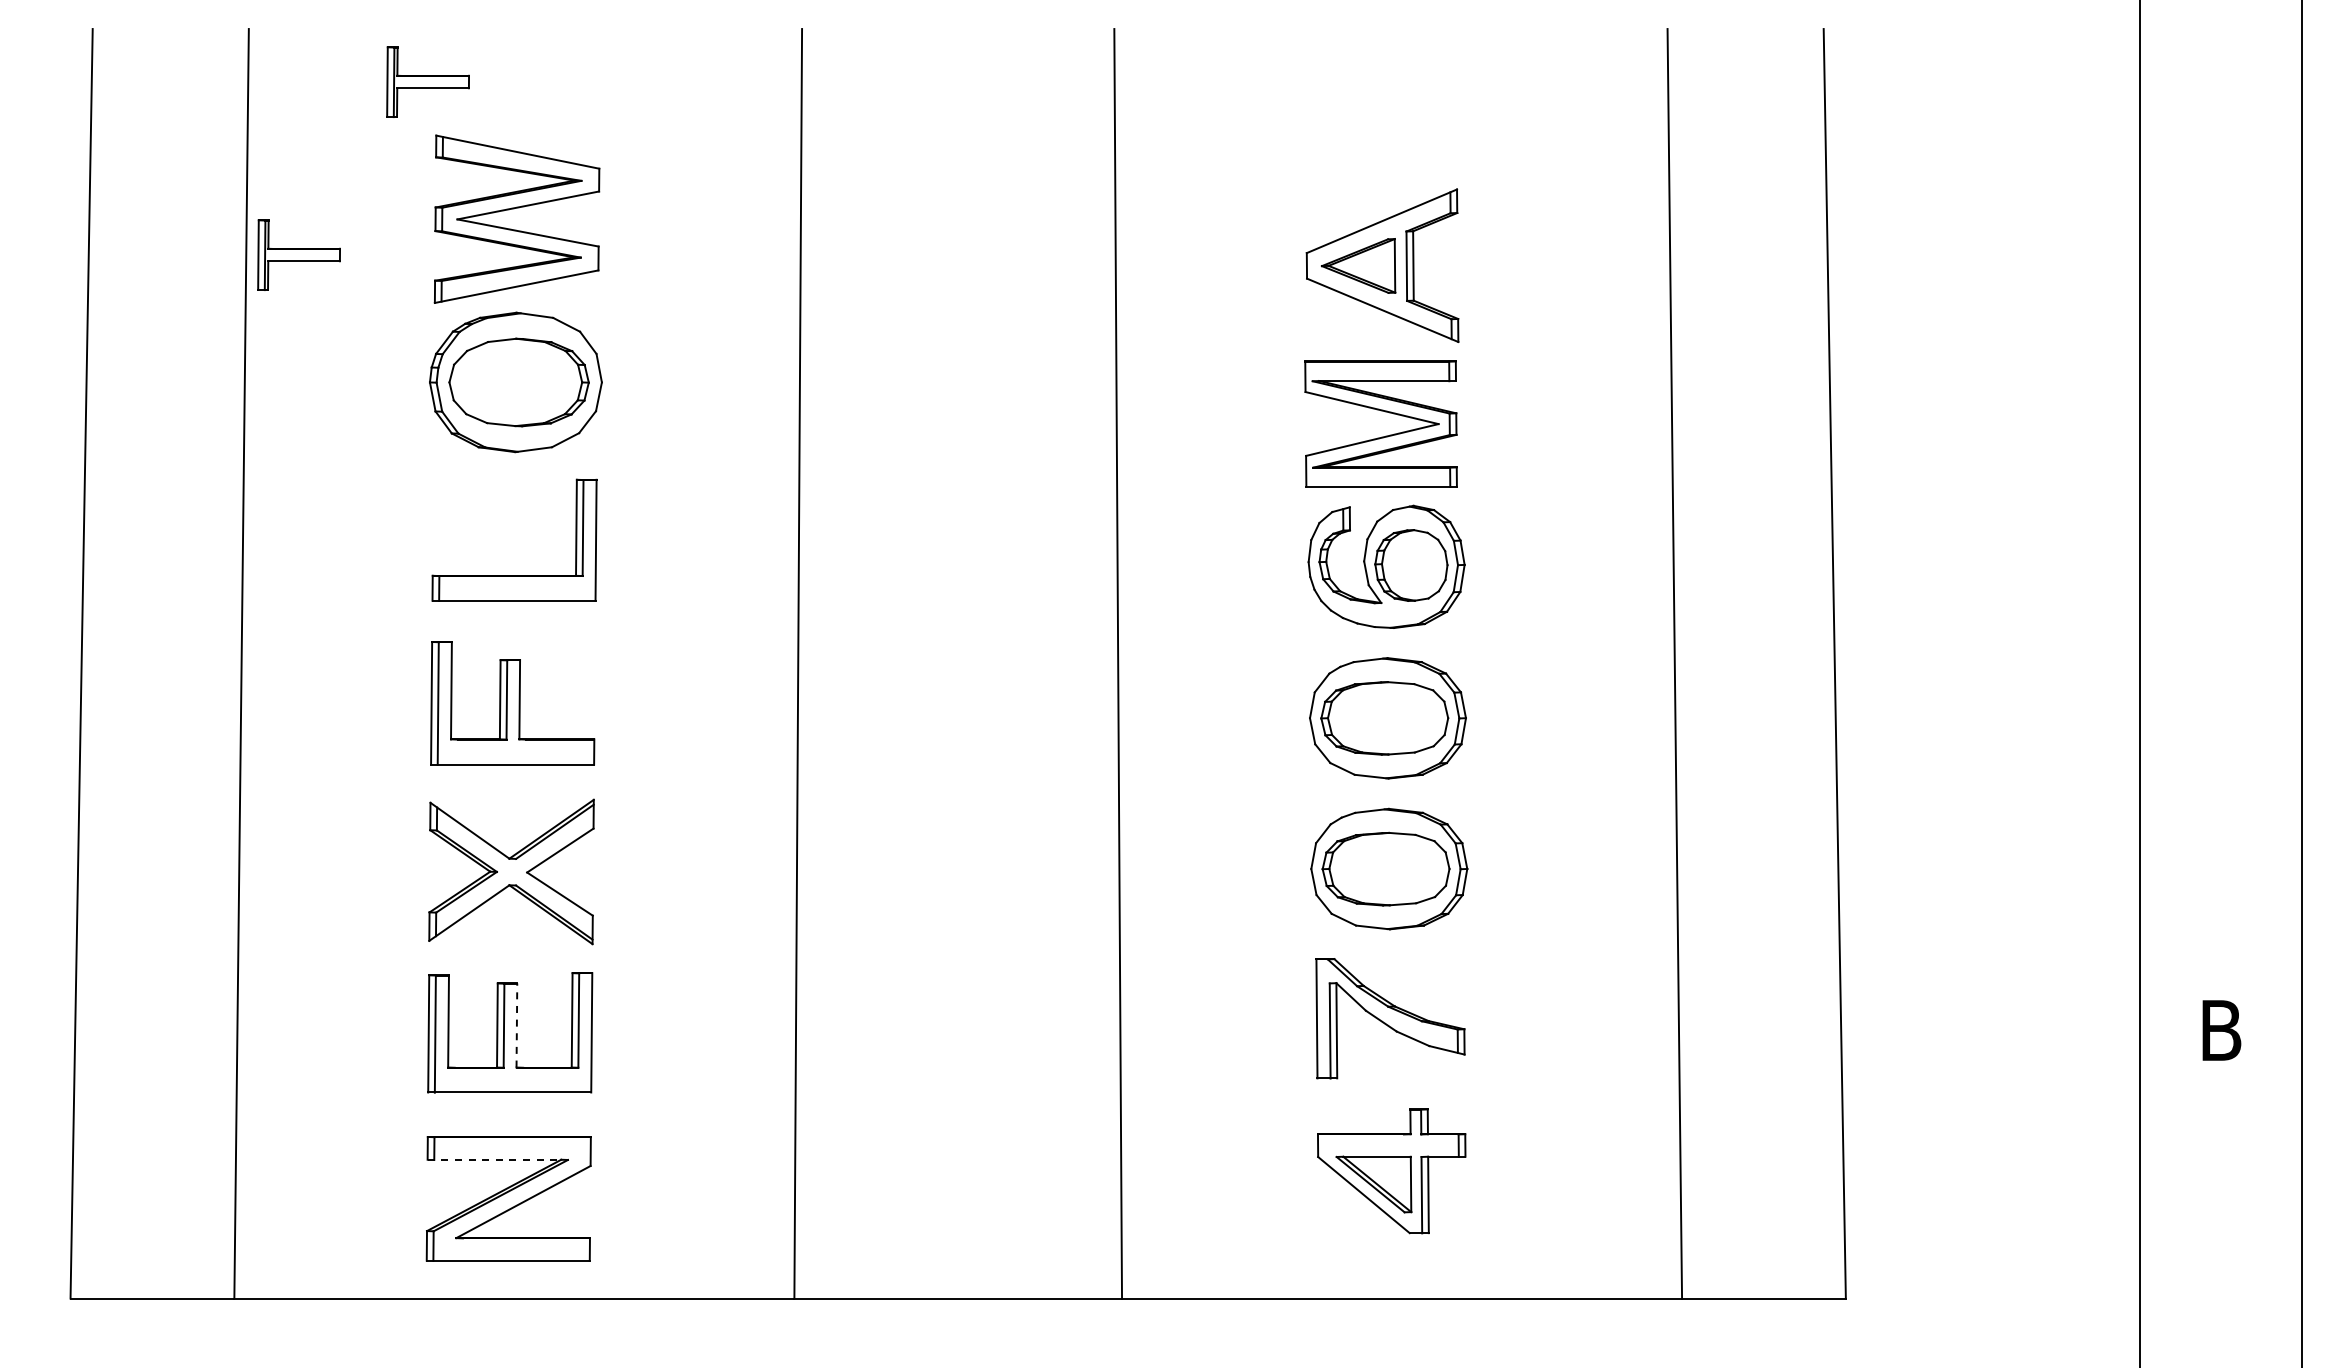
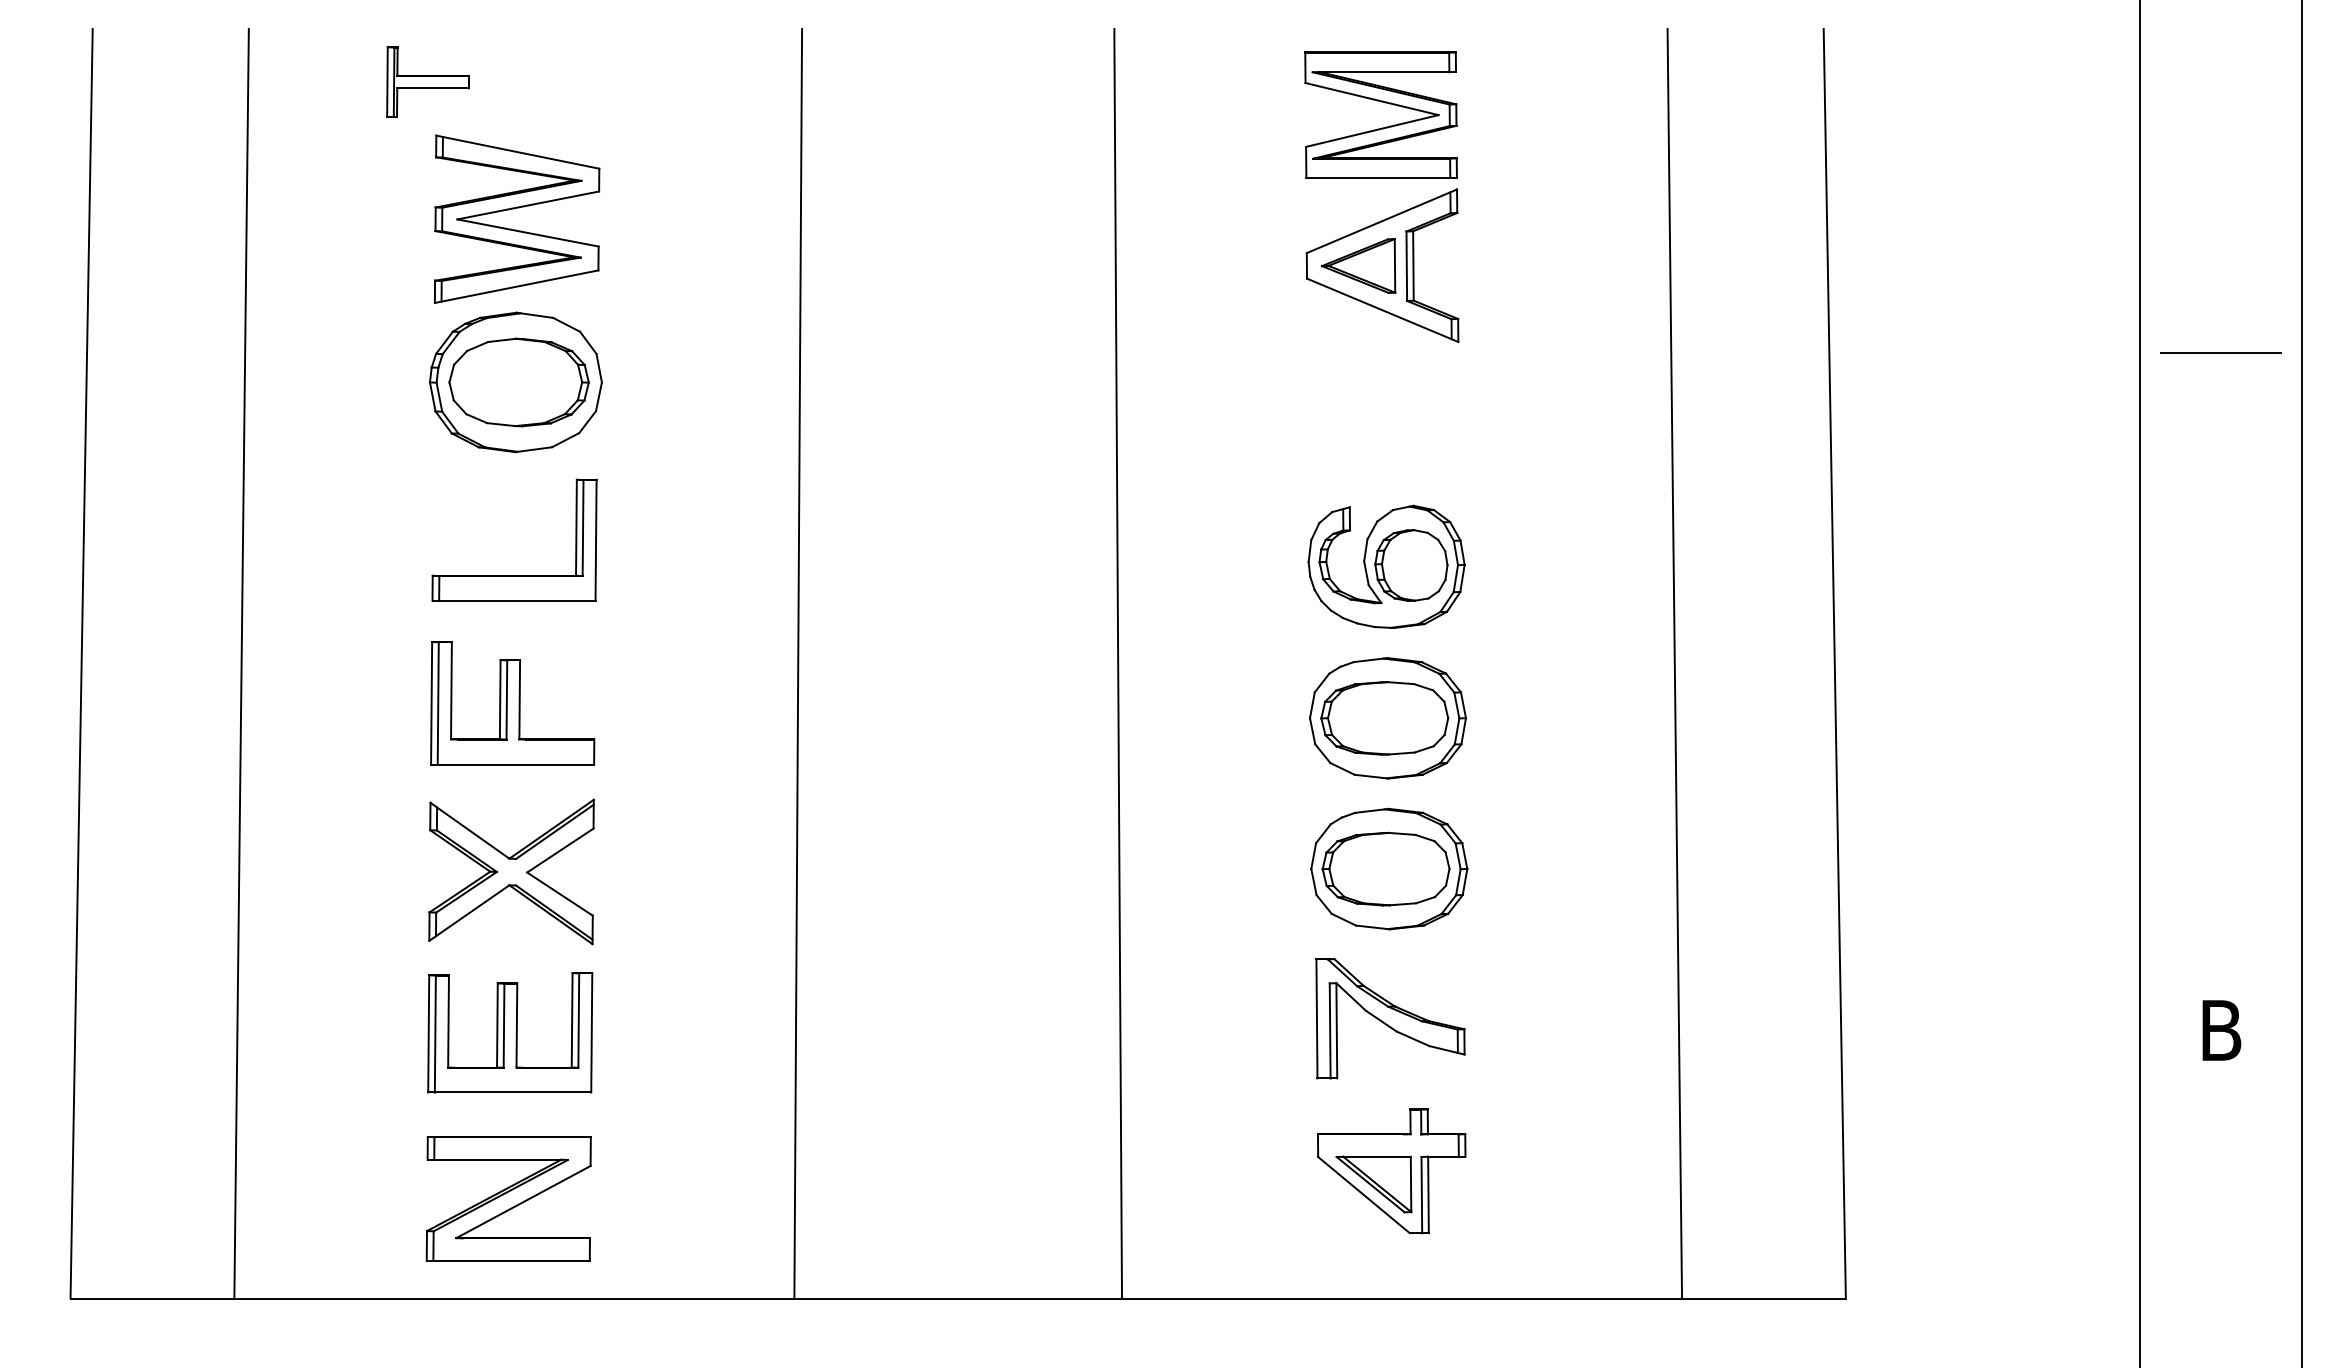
part: present -> none (298, 254)
line: none -> present (2220, 352)
part position: (1381, 411) -> (1381, 102) (1381, 102)
line: dashed -> solid (516, 1025)
line: dashed -> solid (494, 1159)
